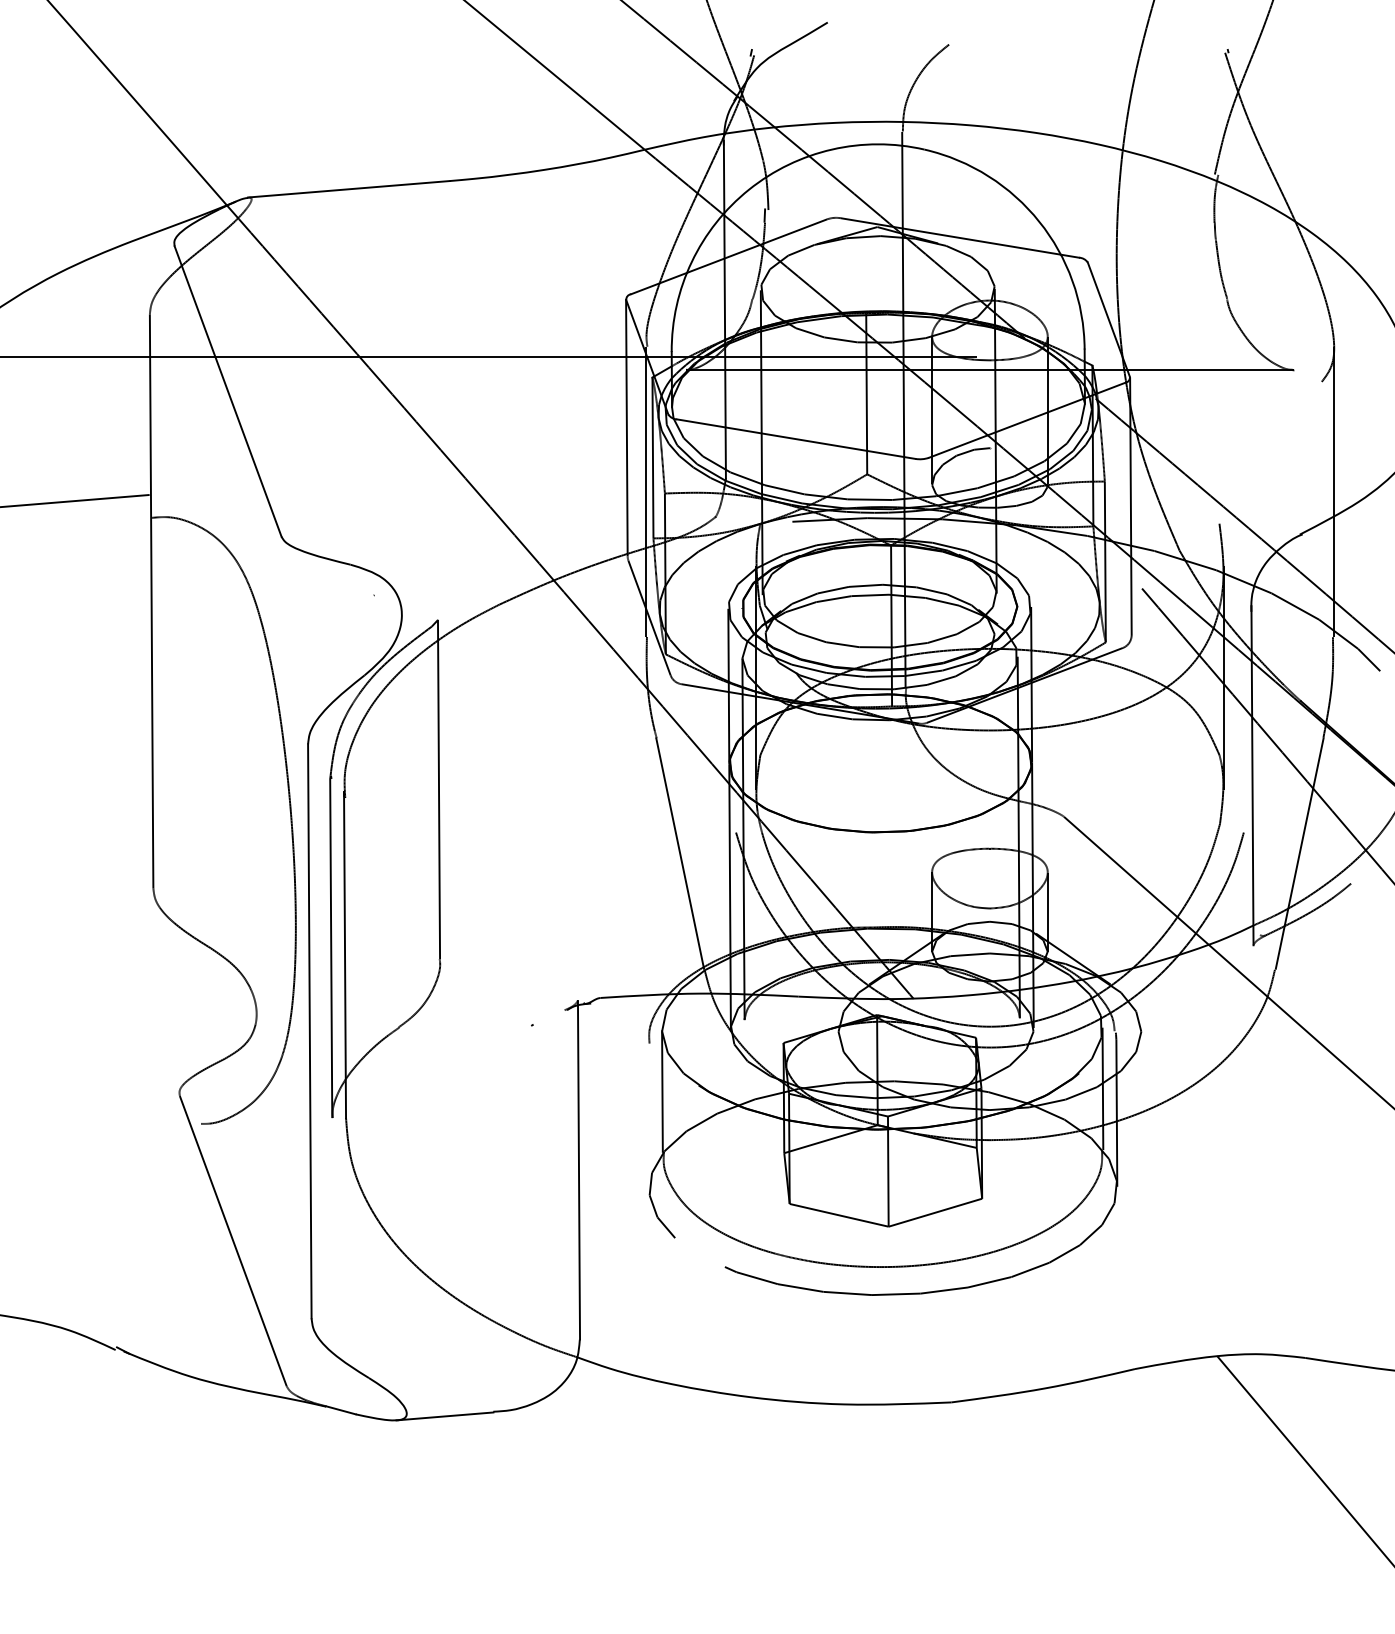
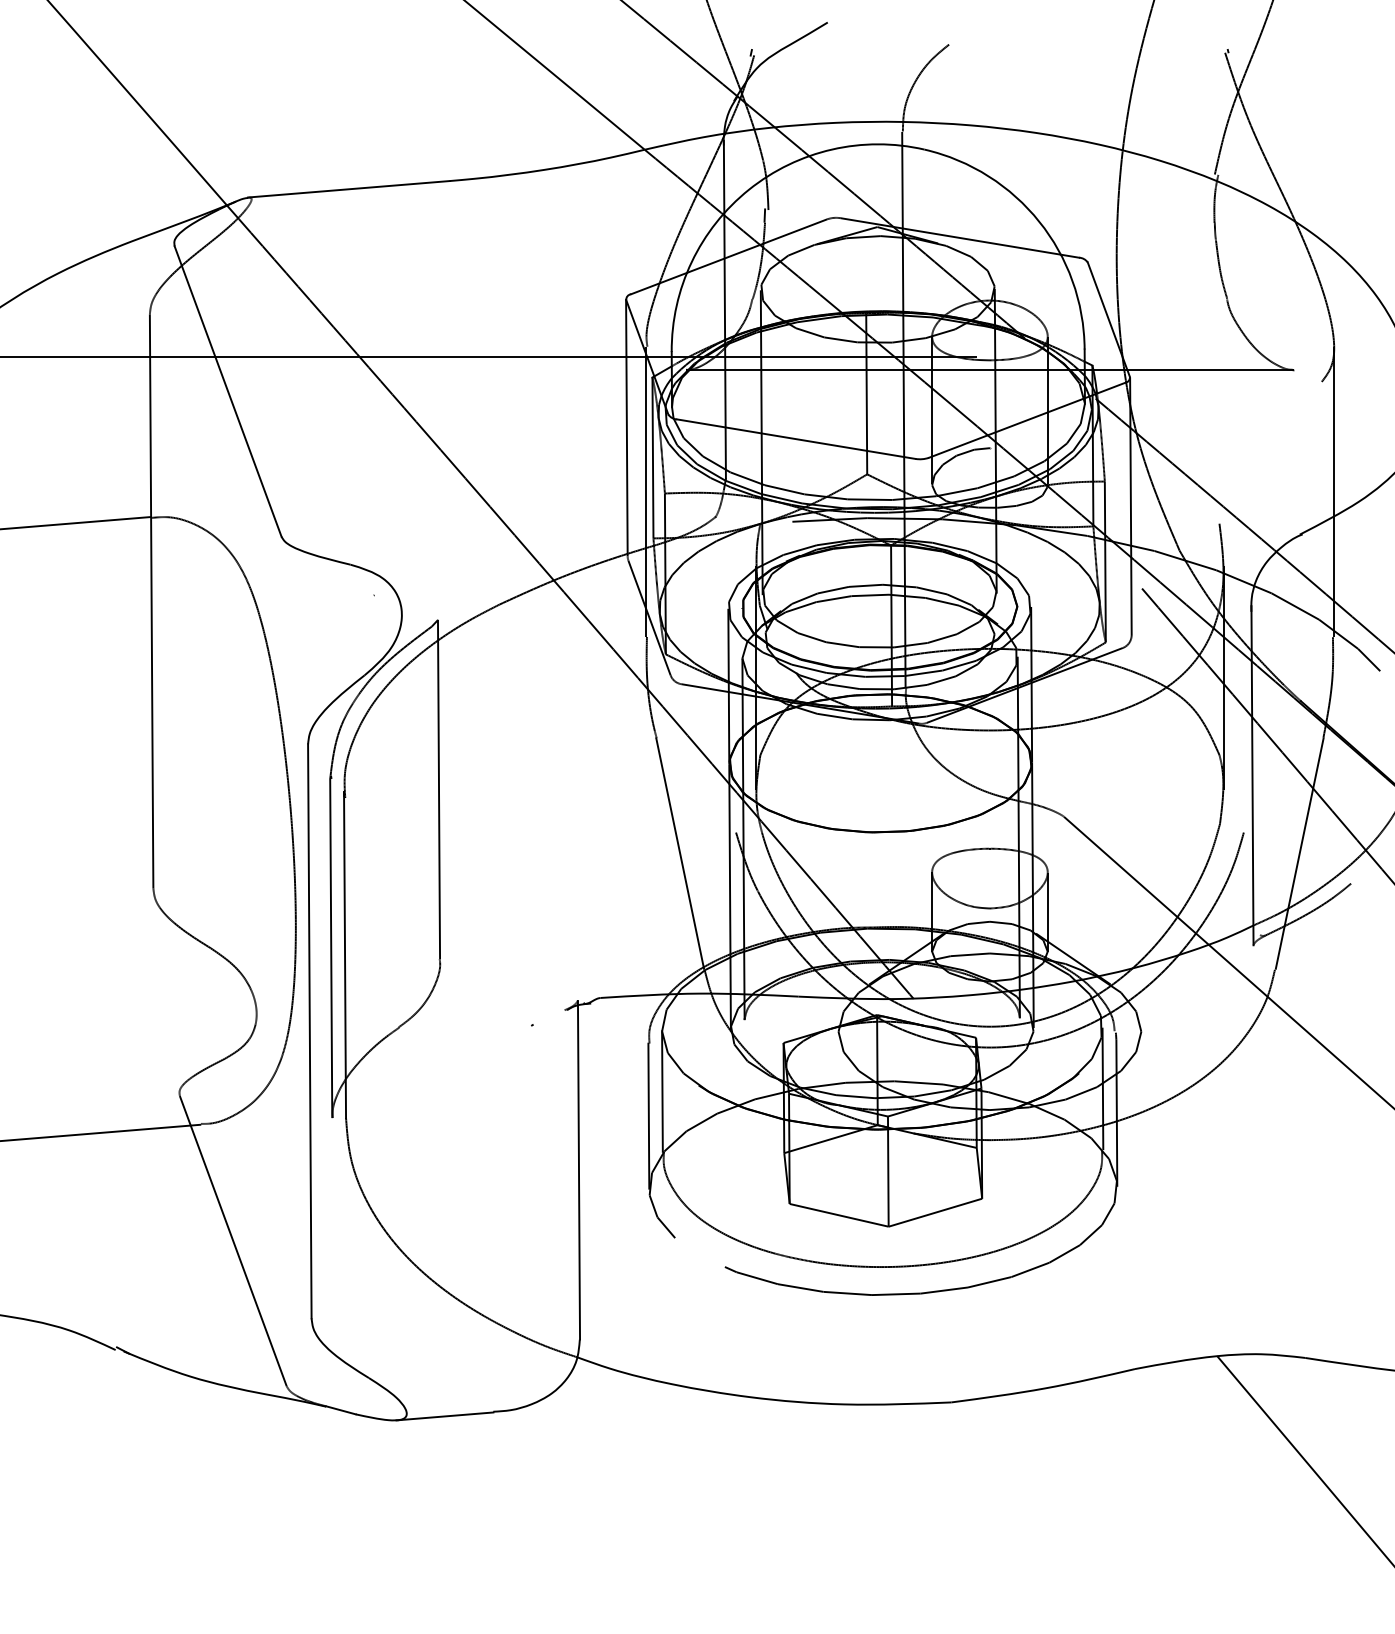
line position: (75, 500) -> (76, 522) (76, 522)
line: none -> present (648, 1115)
line: none -> present (101, 1132)
